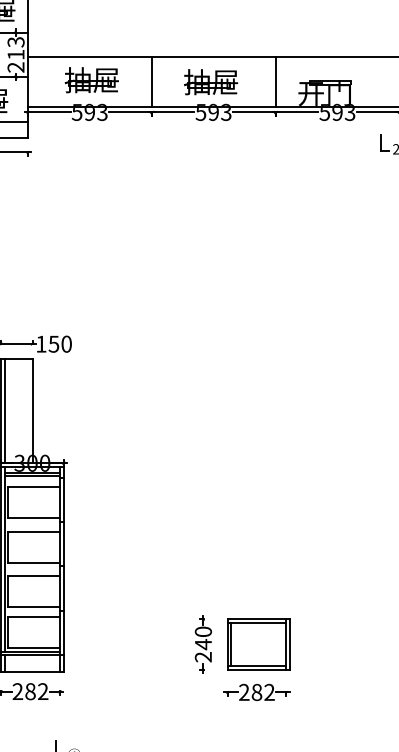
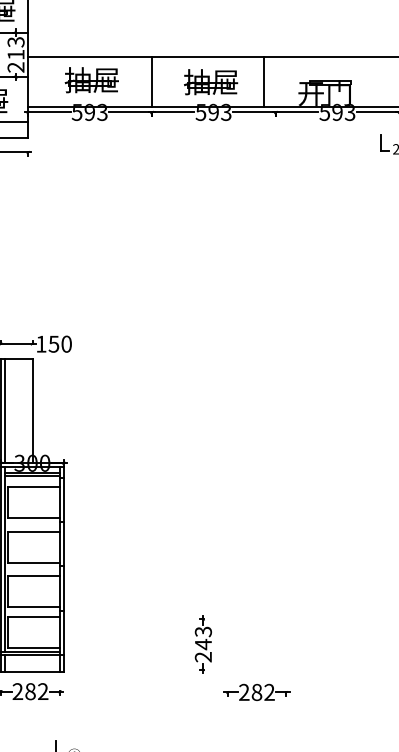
line position: (275, 81) -> (263, 81) (263, 81)
text: 240 -> 243 (203, 631)
part: present -> none (258, 644)
